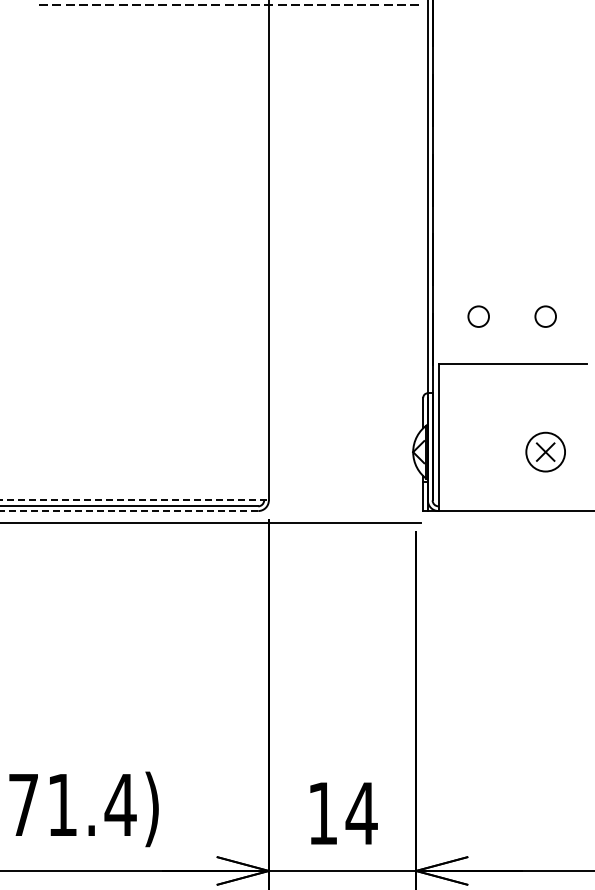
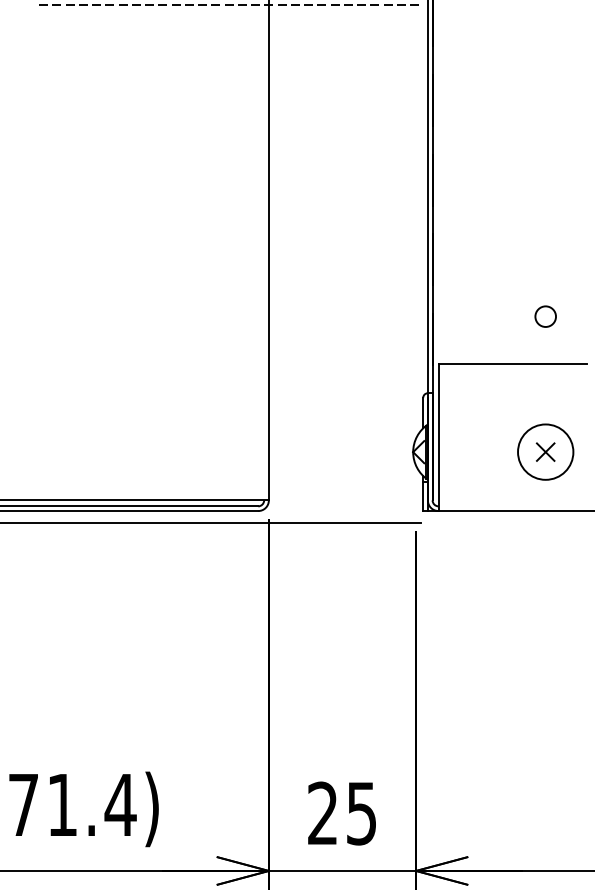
circle: present -> none (478, 316)
circle diameter: 39 px -> 55 px (545, 451)
line: dashed -> solid (135, 500)
line: dashed -> solid (129, 511)
text: 14 -> 25 (342, 813)
